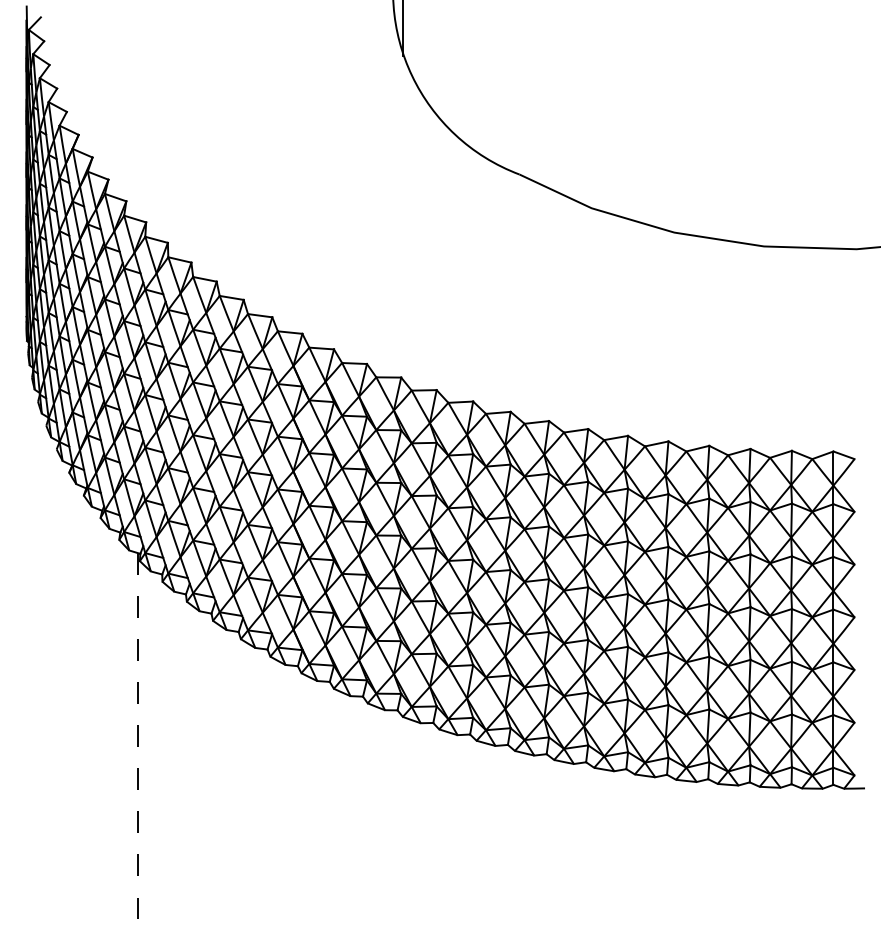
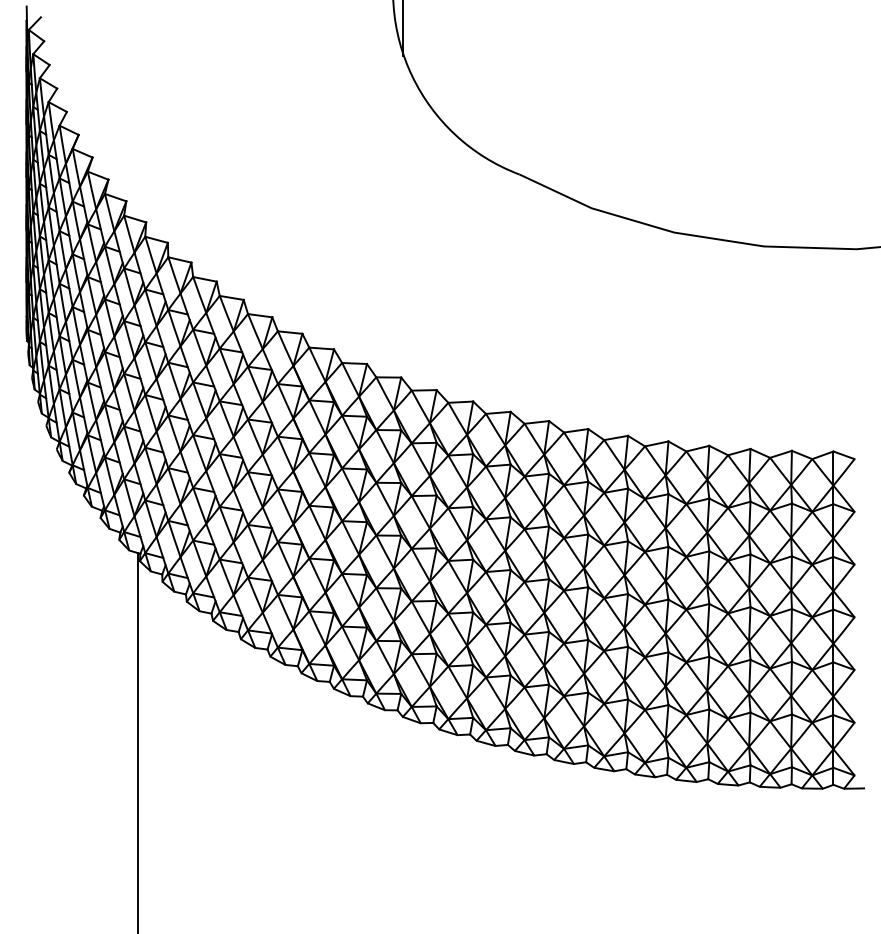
line: dashed -> solid (138, 744)
